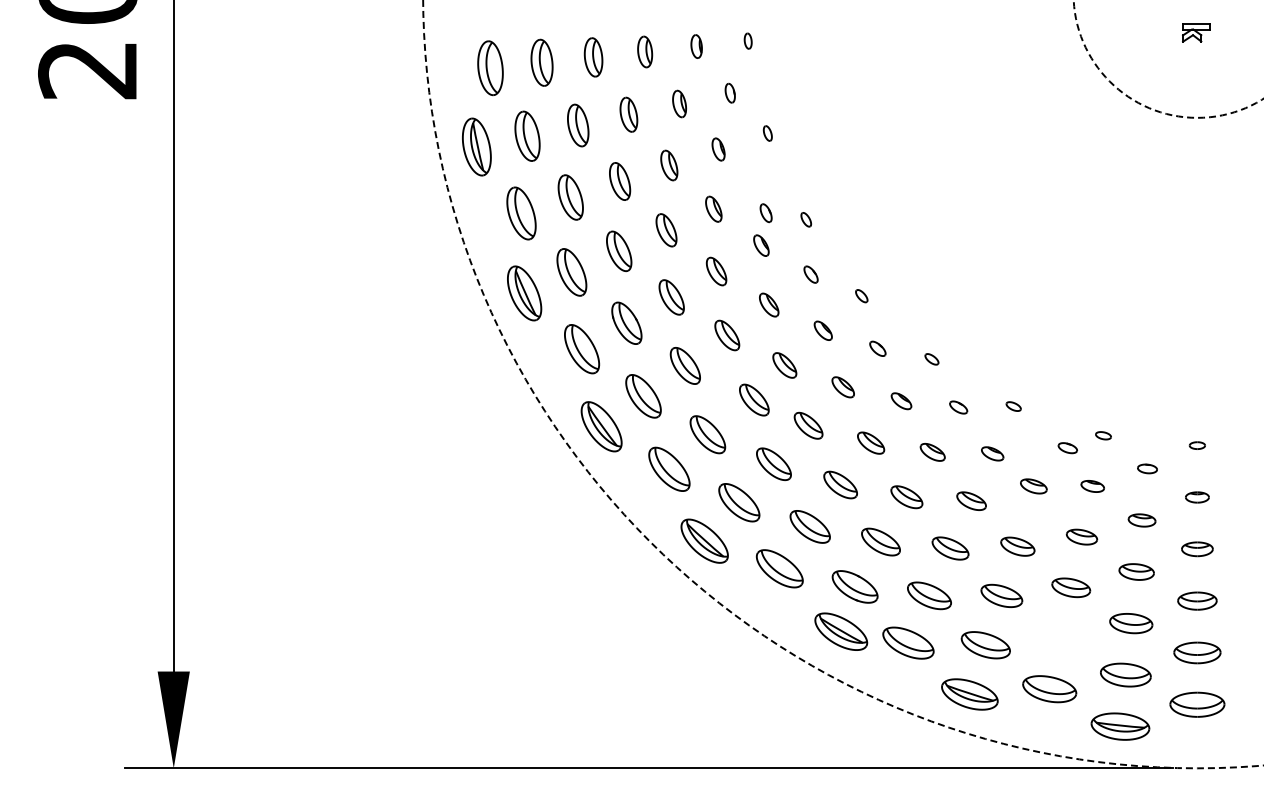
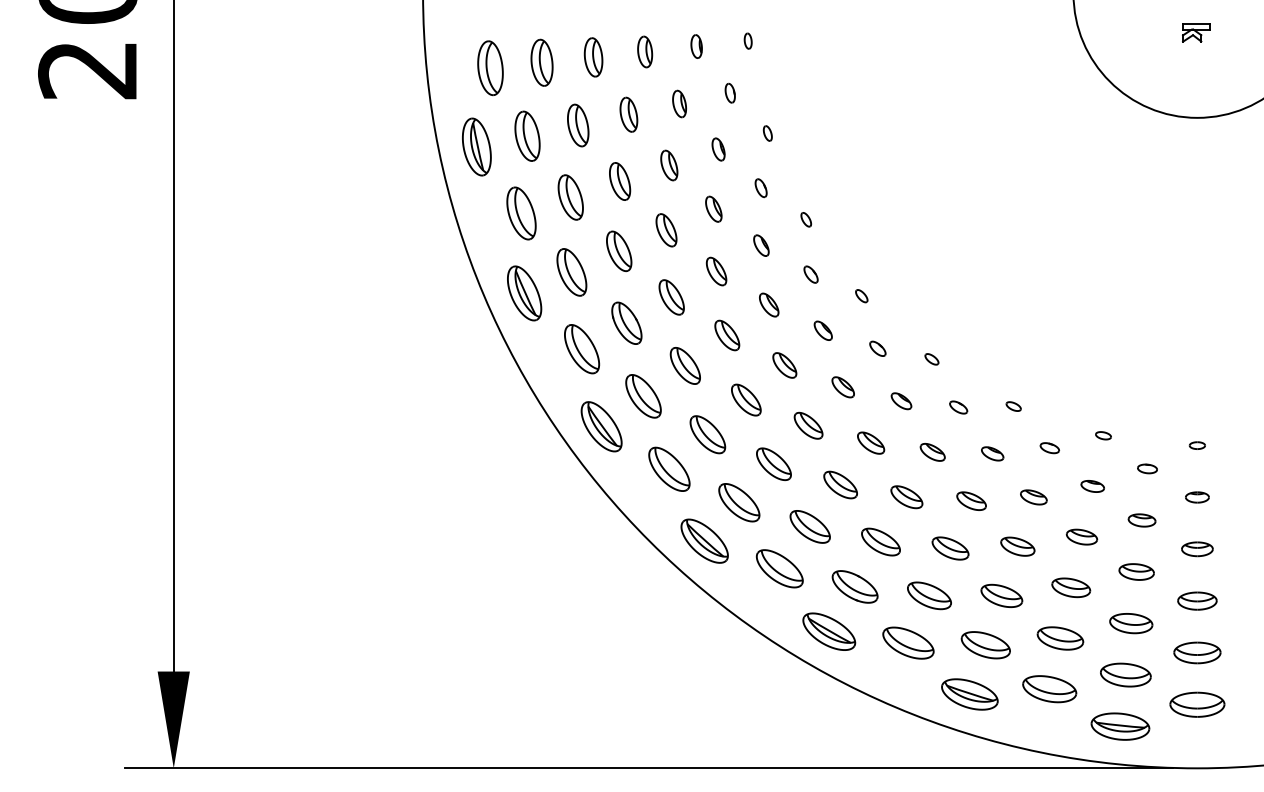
circle: dashed -> solid (1168, 58)
part position: (765, 213) -> (760, 188) (760, 188)
circle: dashed -> solid (843, 384)
part position: (754, 399) -> (746, 399) (746, 399)
part position: (1067, 448) -> (1049, 448) (1049, 448)
part position: (1033, 486) -> (1033, 497) (1033, 497)
part position: (841, 631) -> (829, 631) (829, 631)
part: none -> present (1060, 638)
